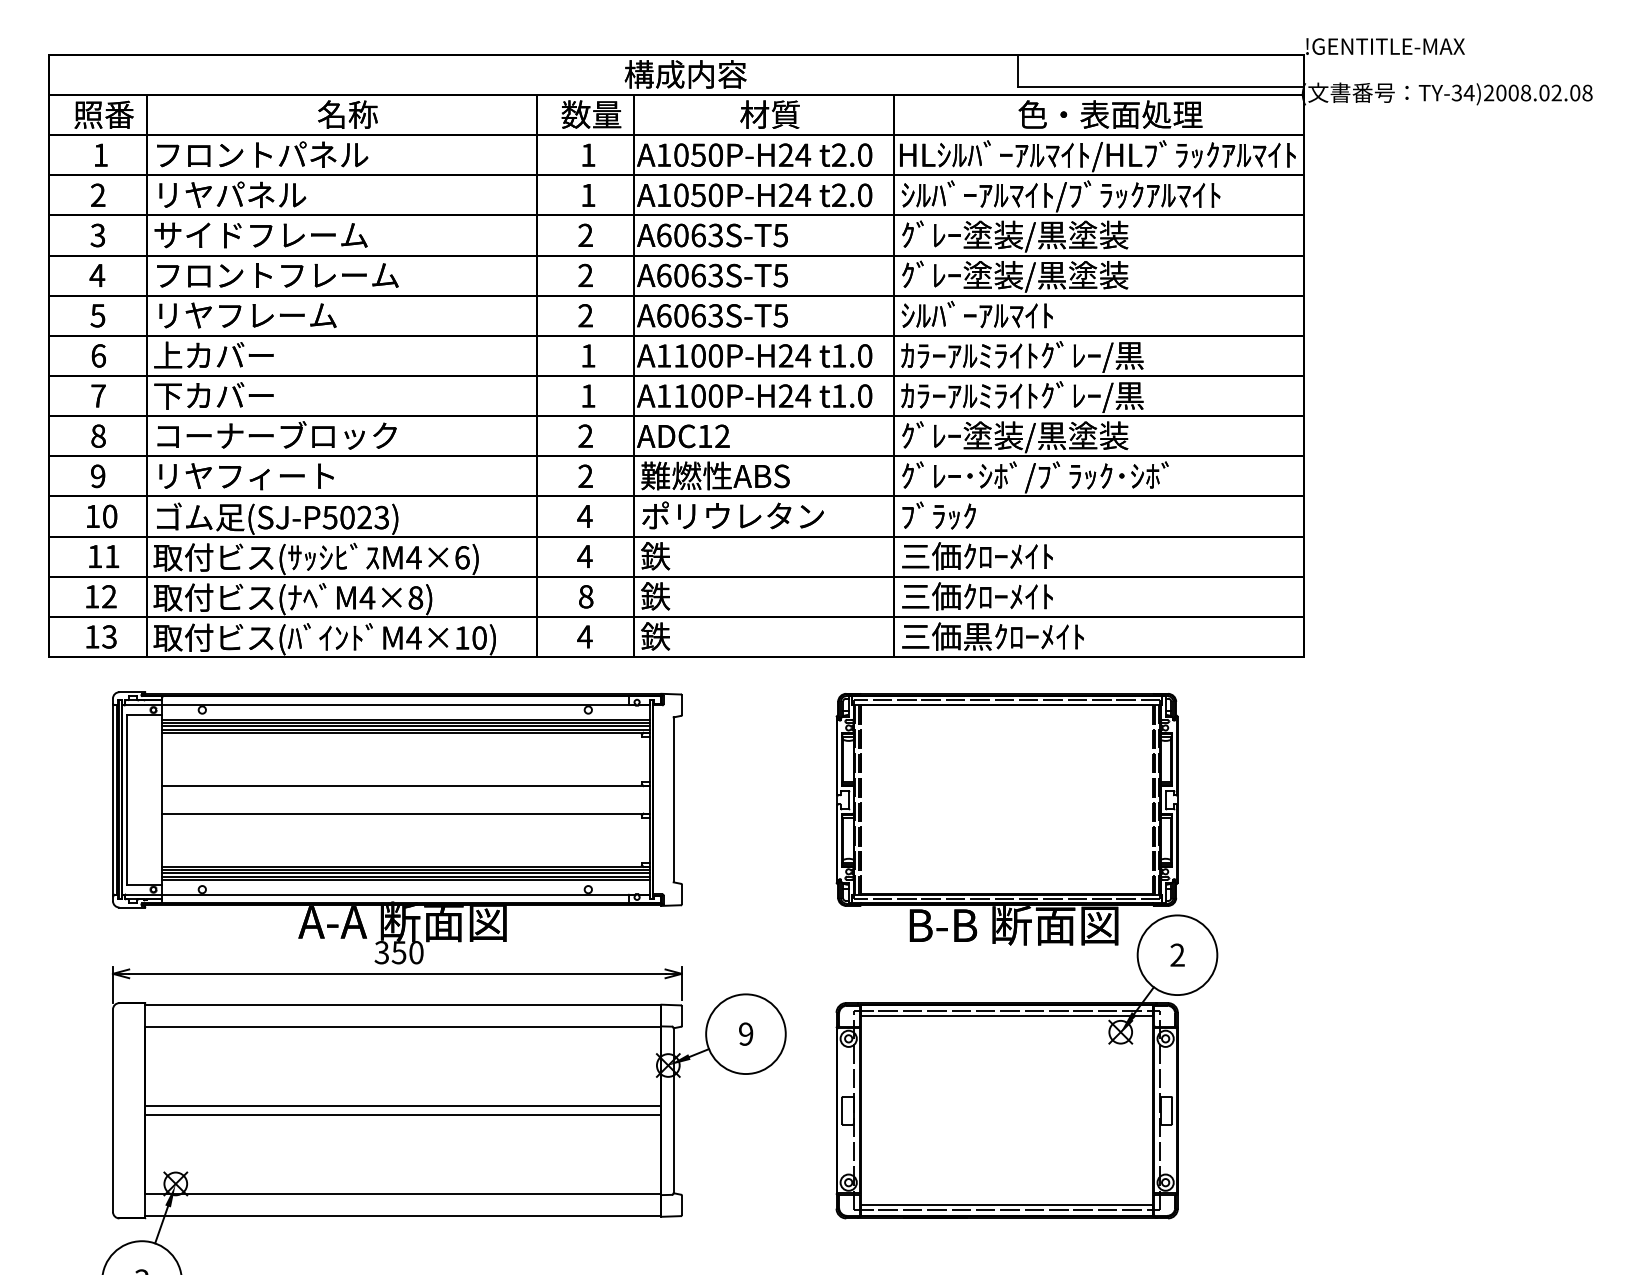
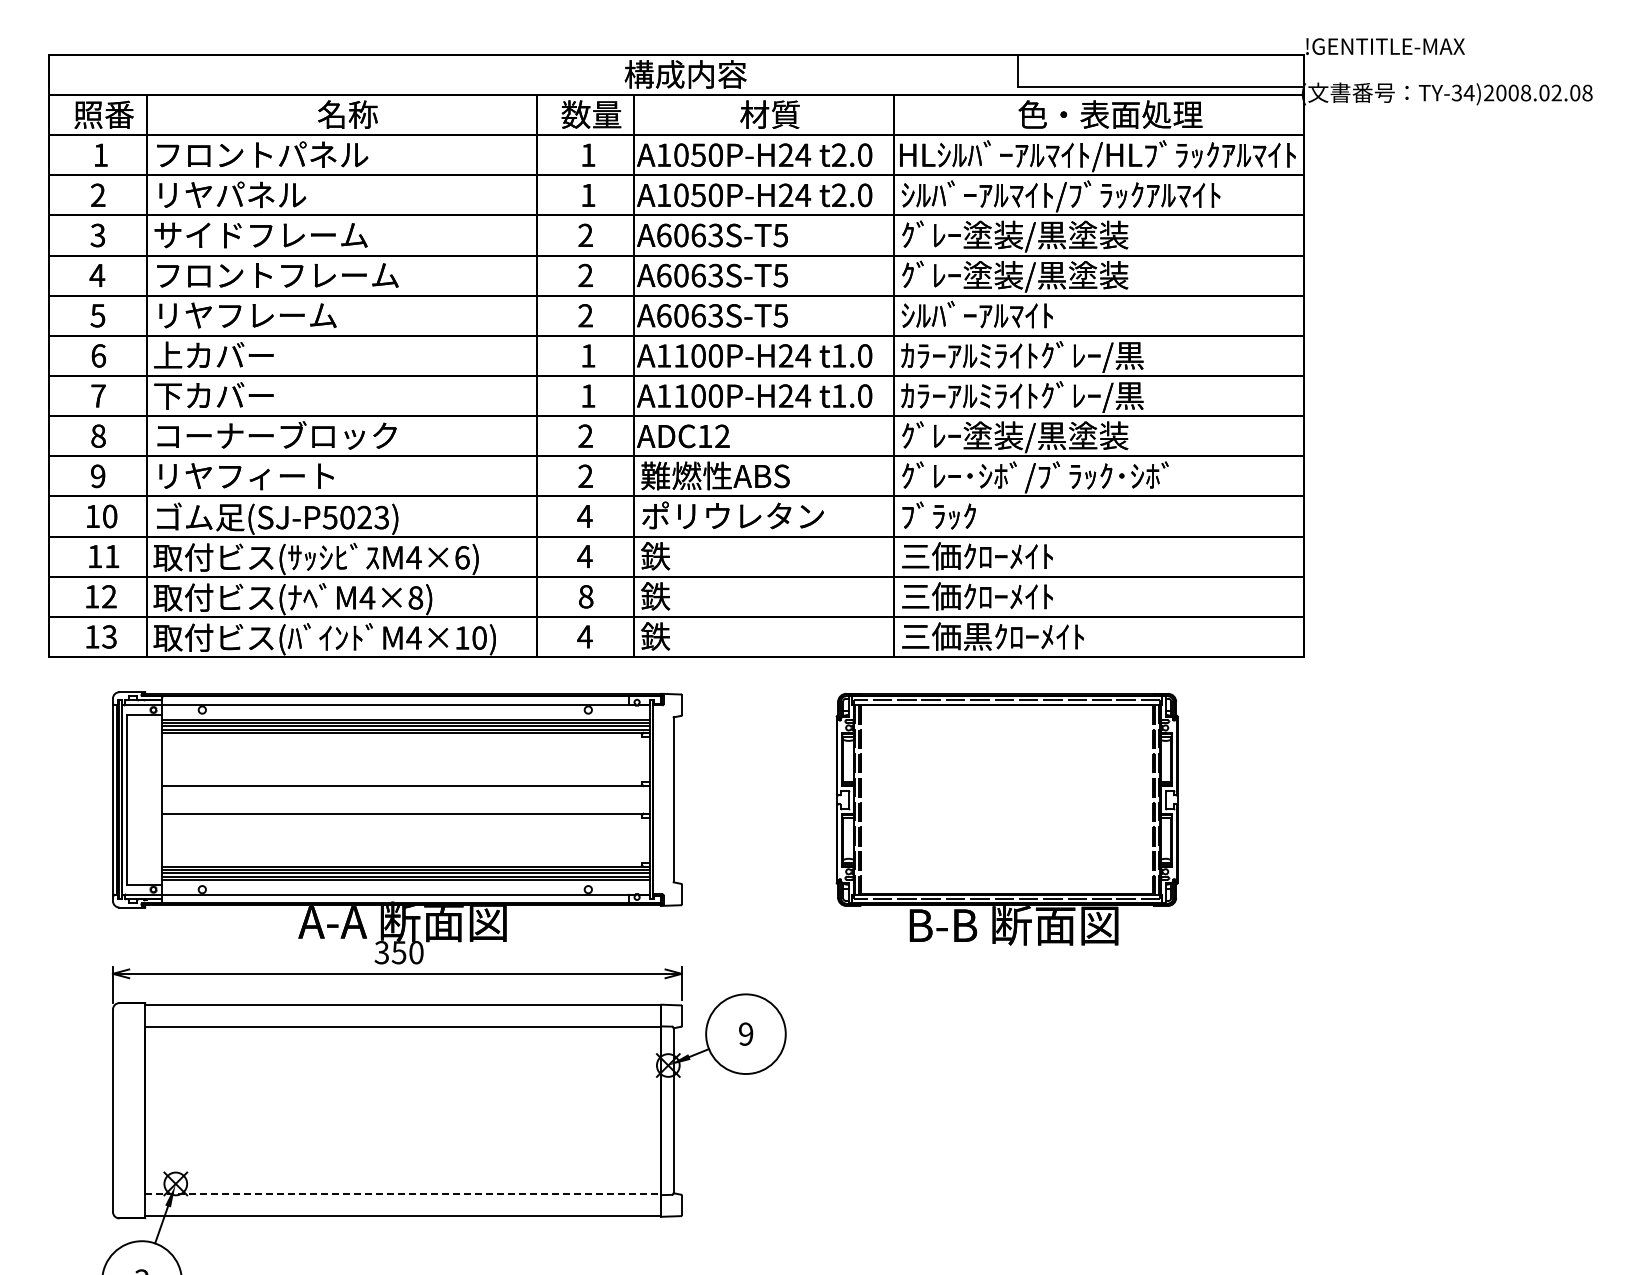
part: present -> none (1026, 1066)
line: present -> none (403, 1106)
line: present -> none (403, 1115)
line: solid -> dashed (403, 1194)
